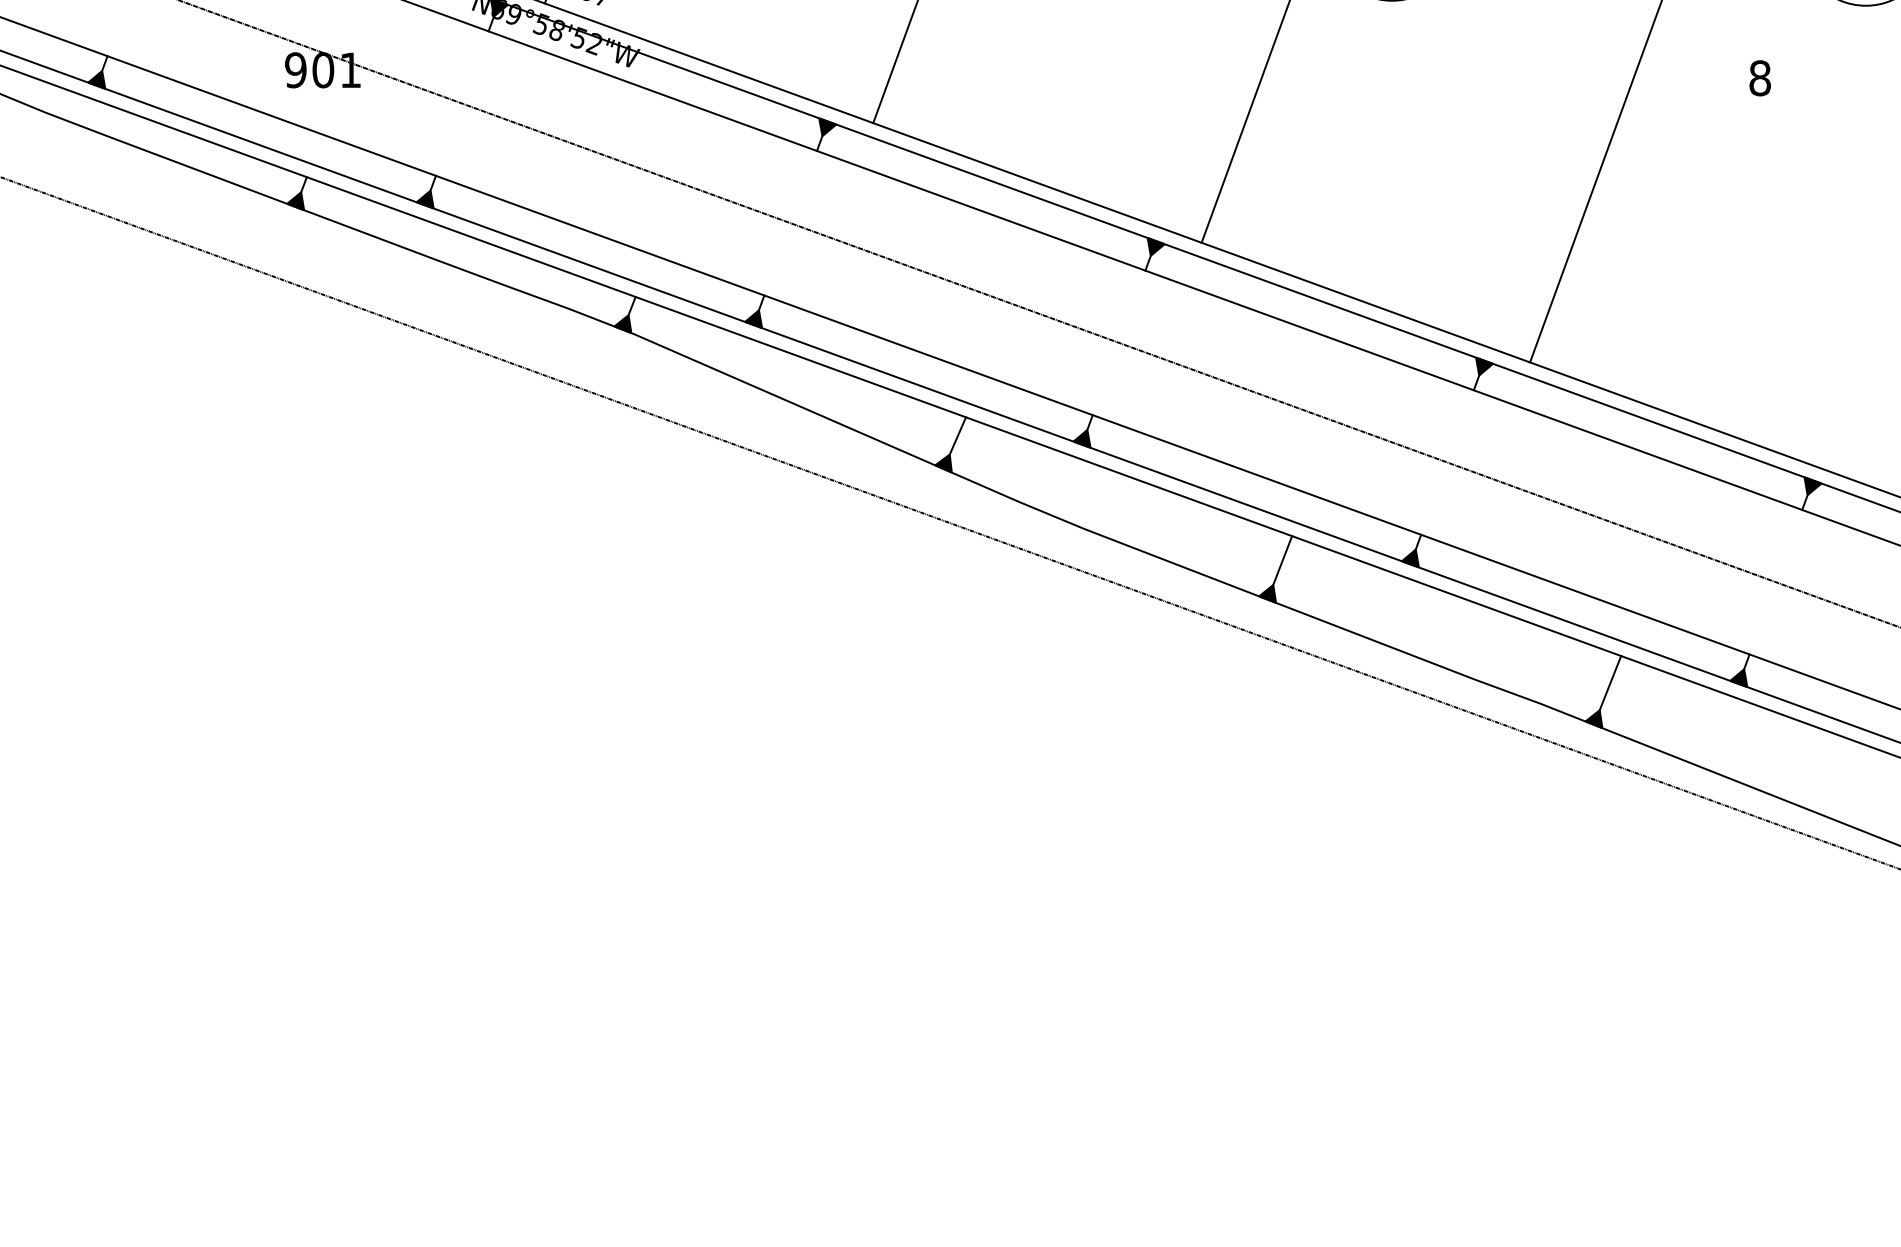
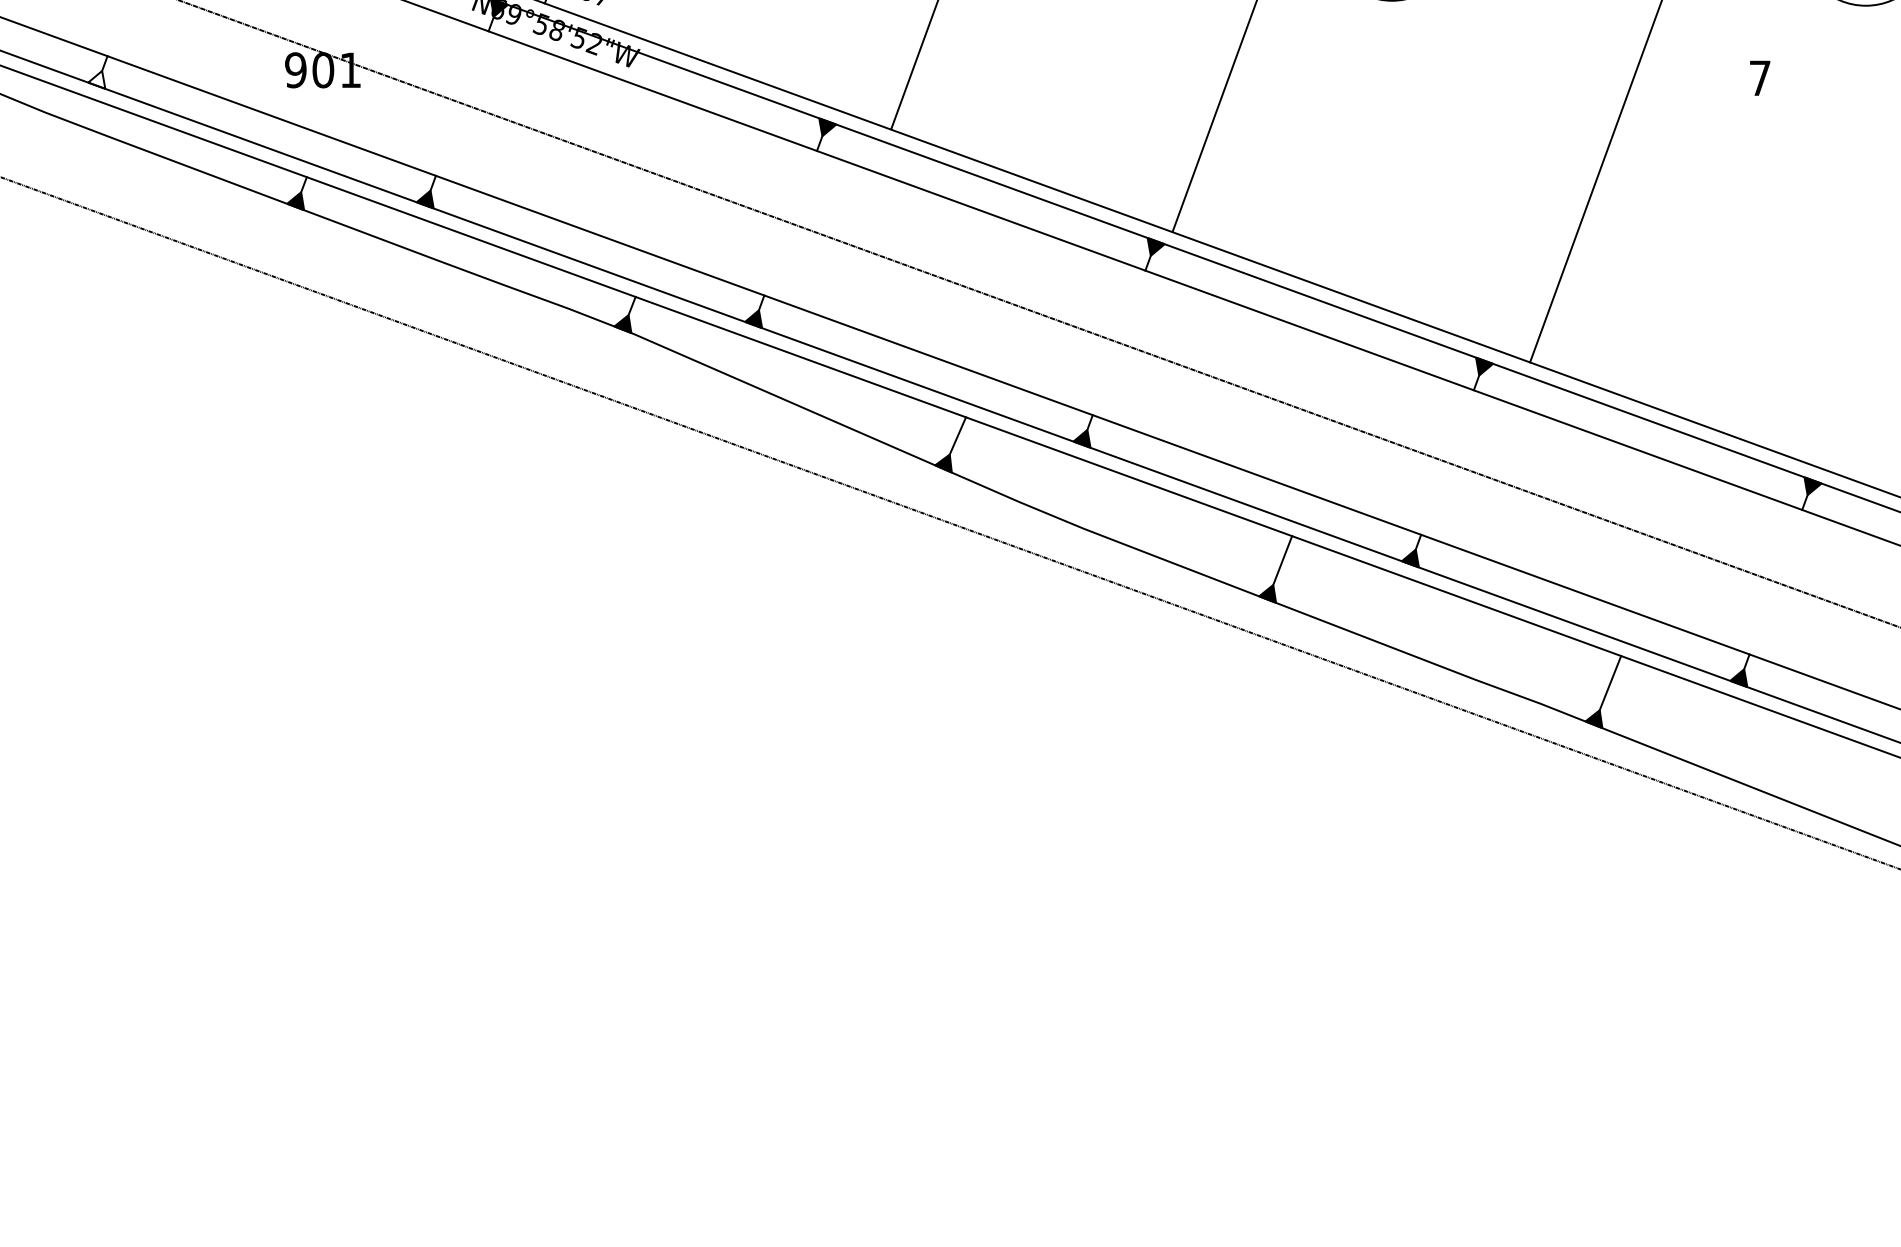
line position: (895, 62) -> (914, 65) (914, 65)
text: 8 -> 7 (1759, 78)
fill: present -> none (96, 79)
line position: (1245, 122) -> (1214, 116) (1214, 116)
